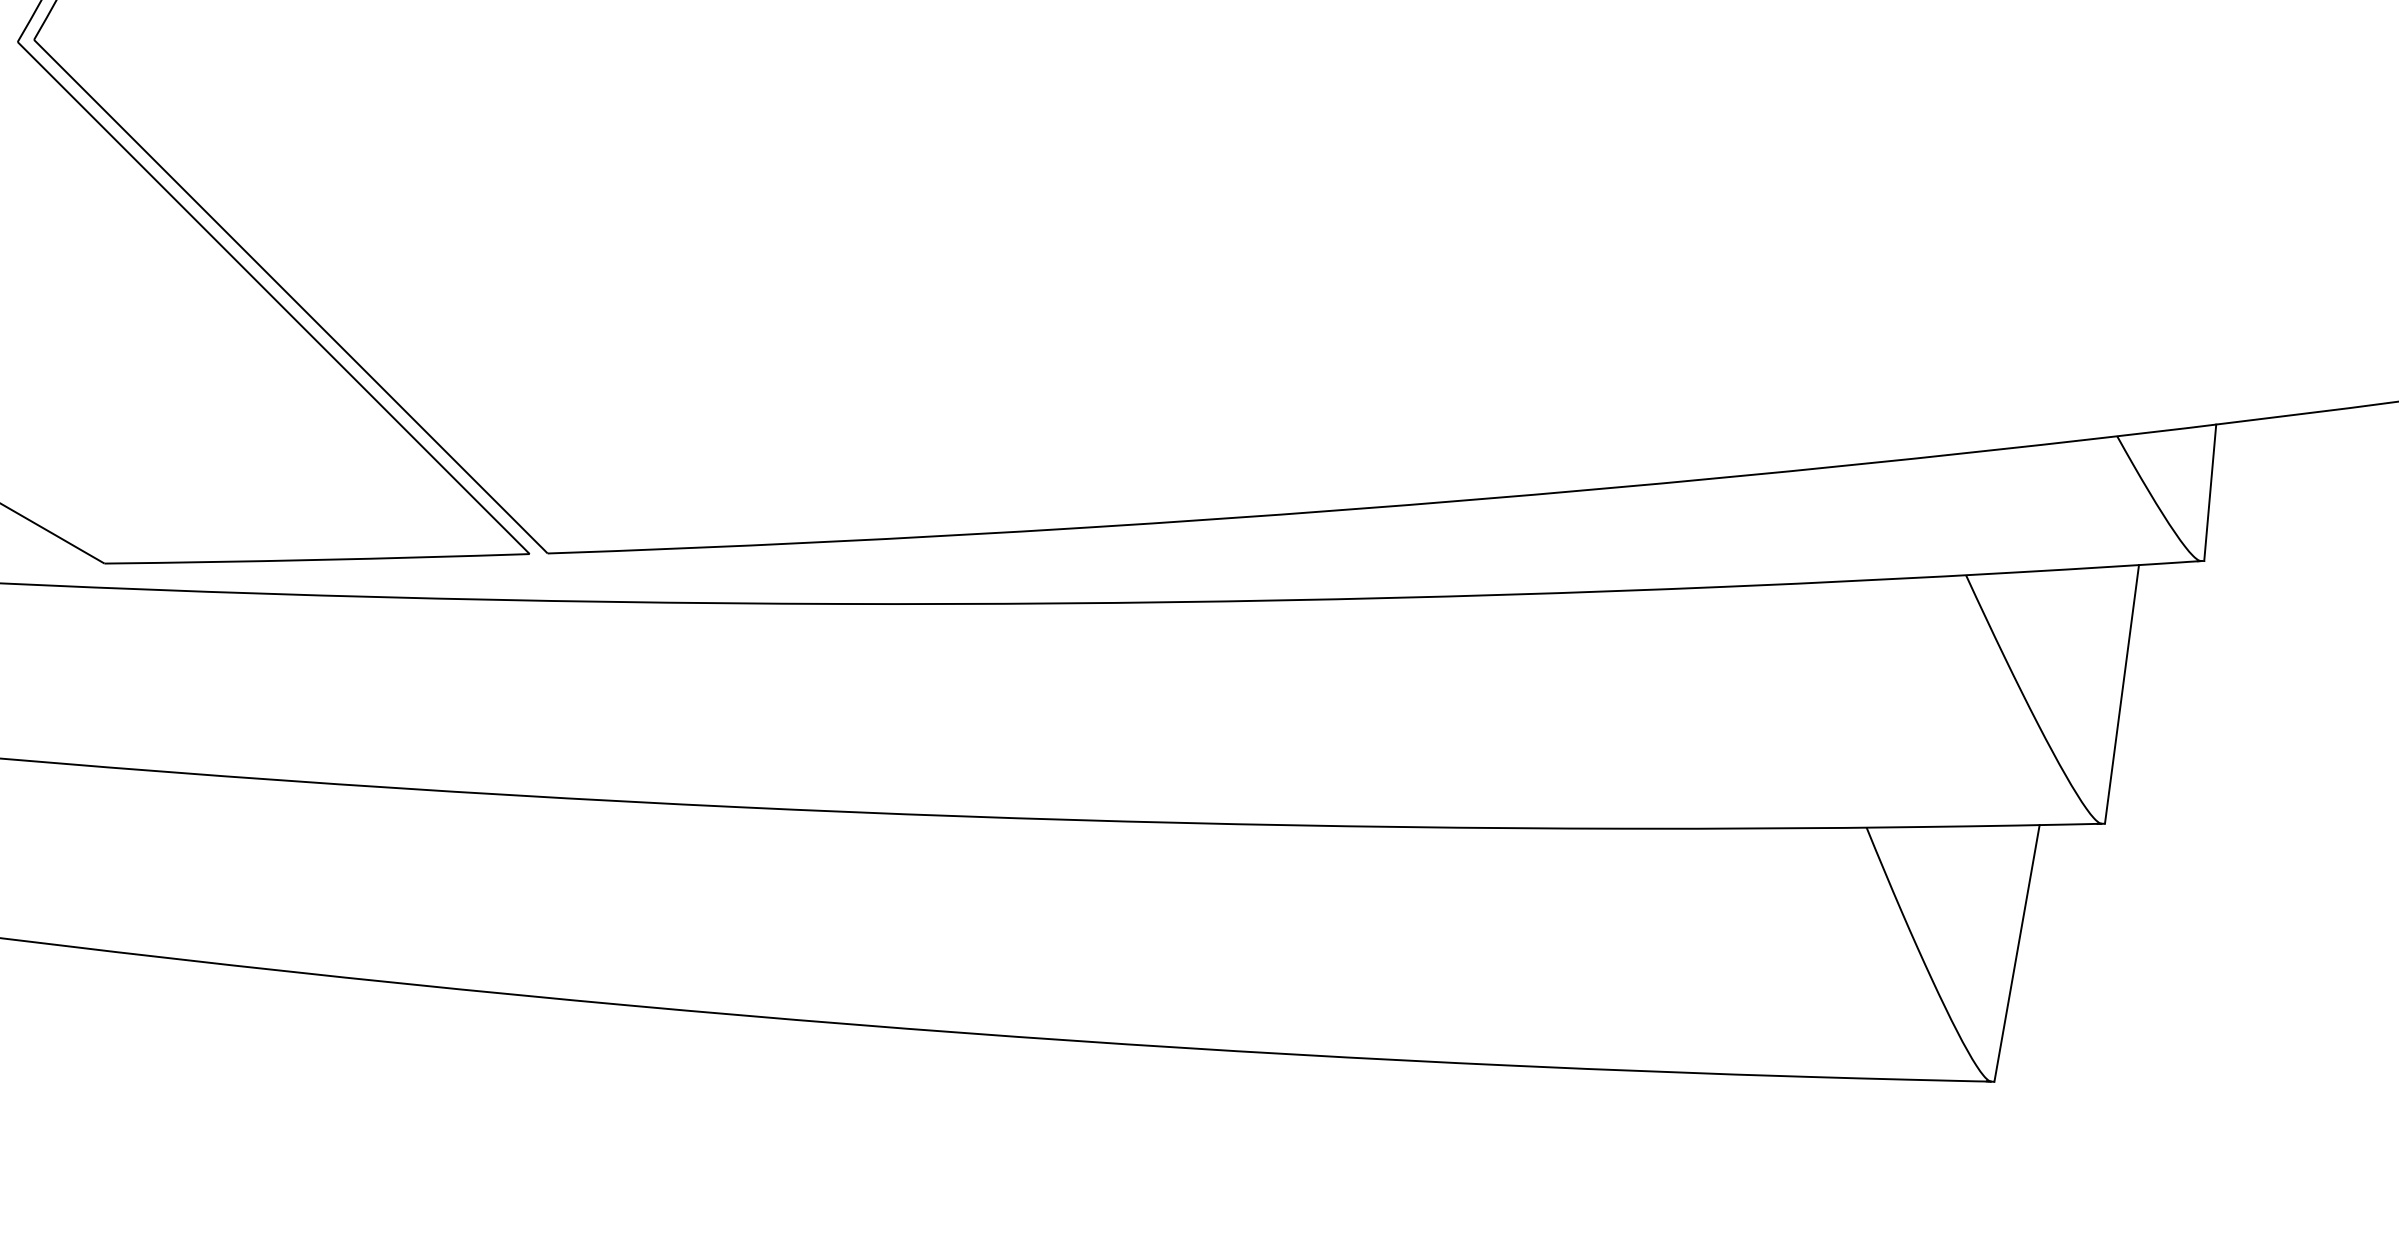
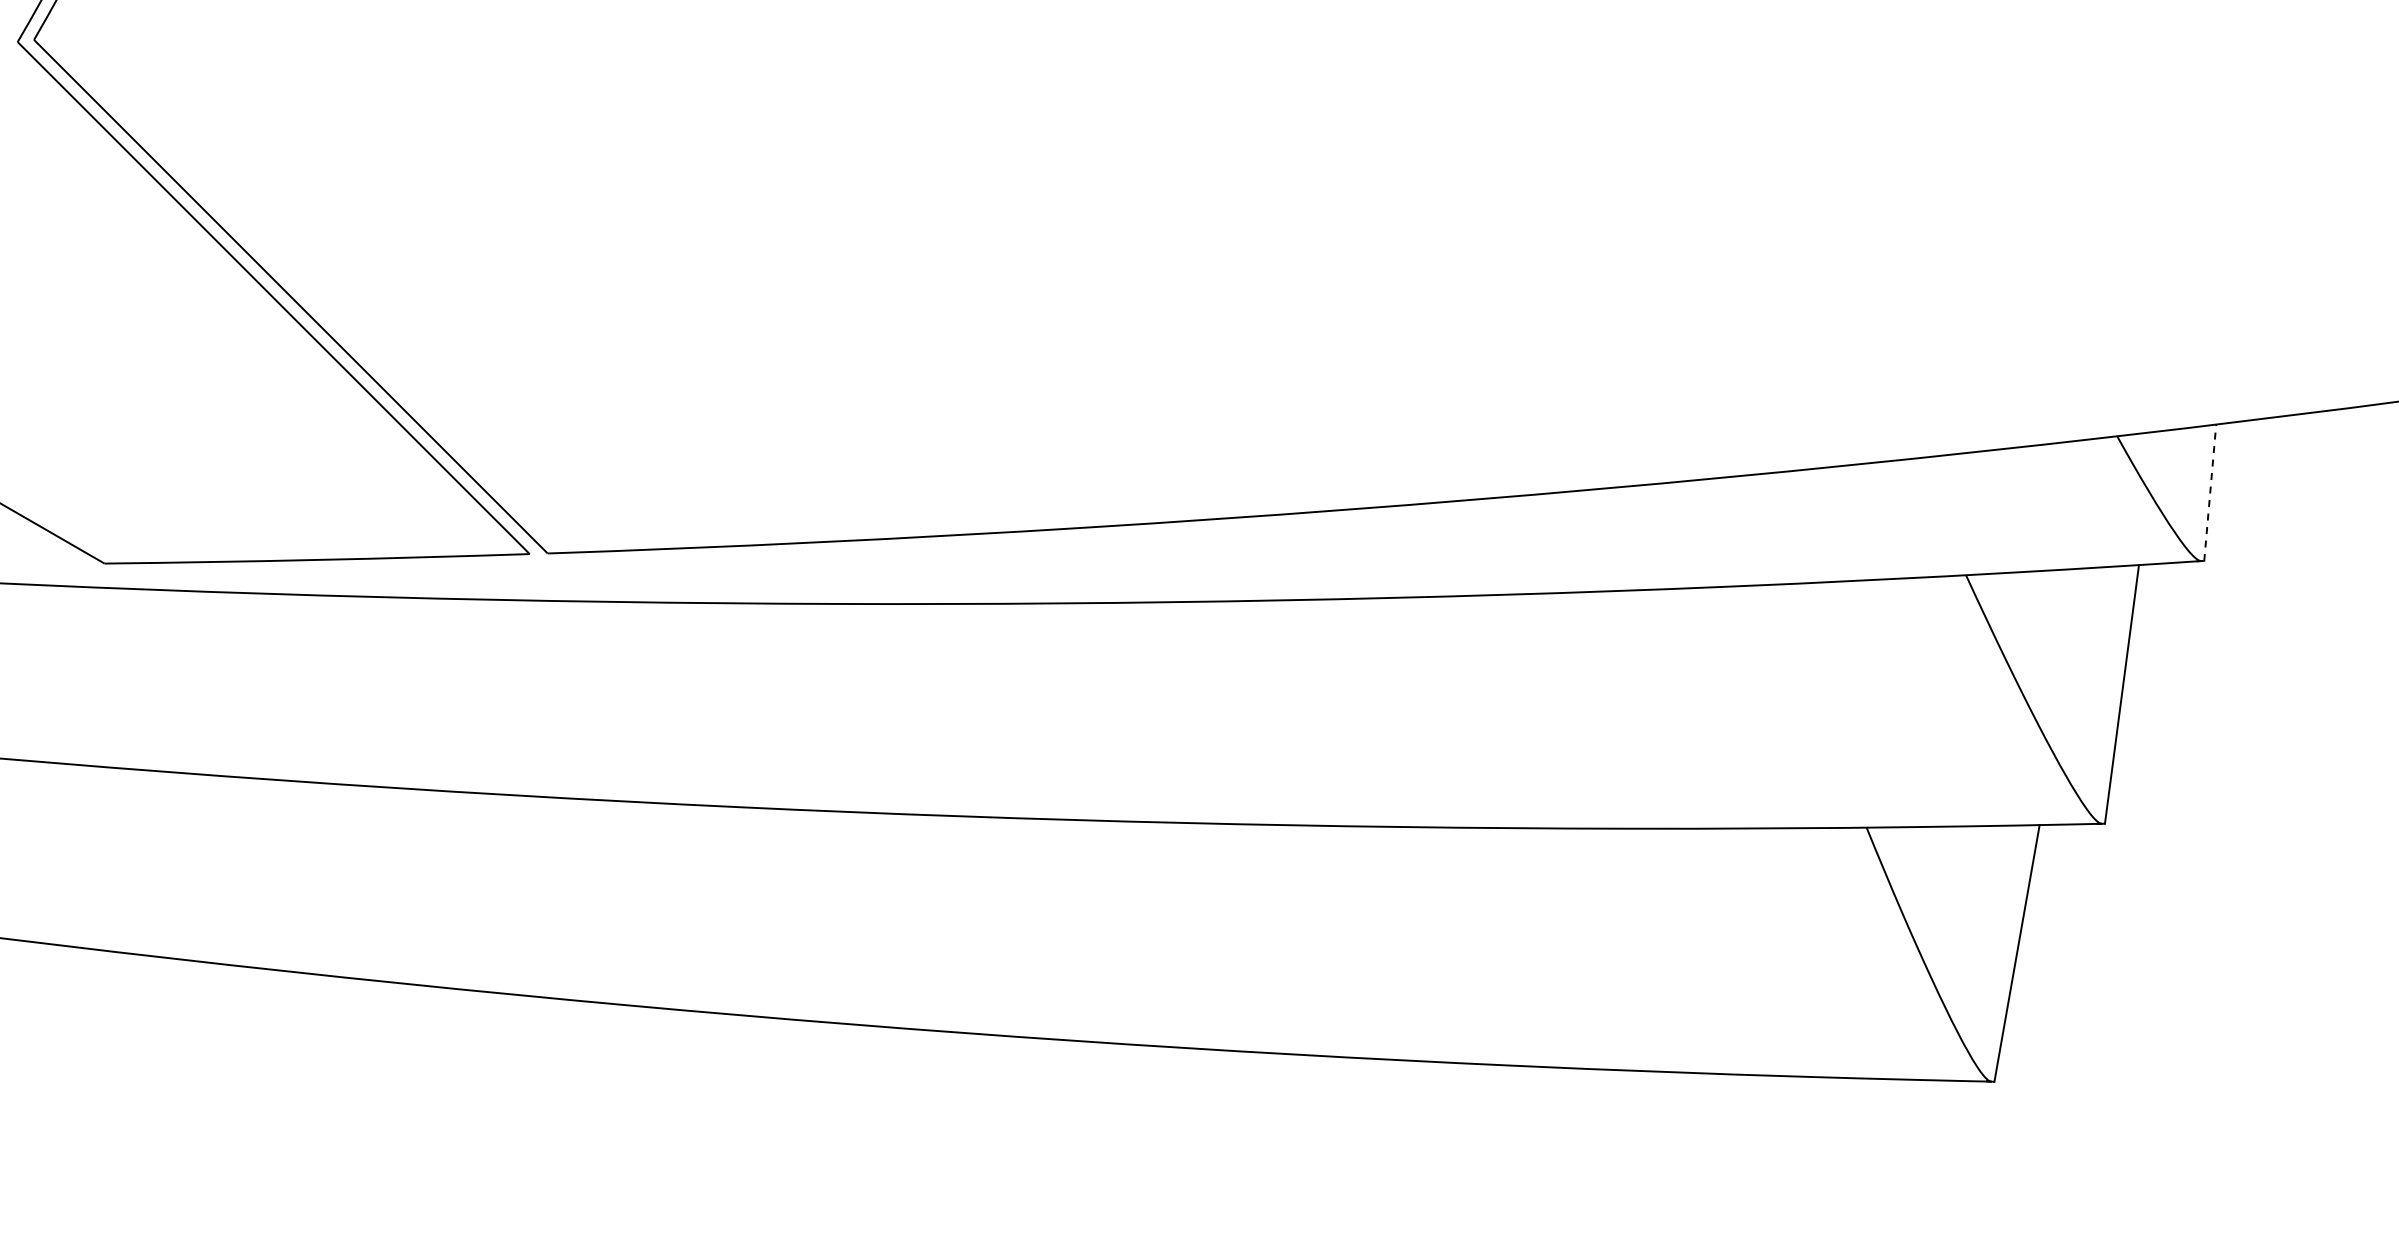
line: solid -> dashed (2210, 492)
